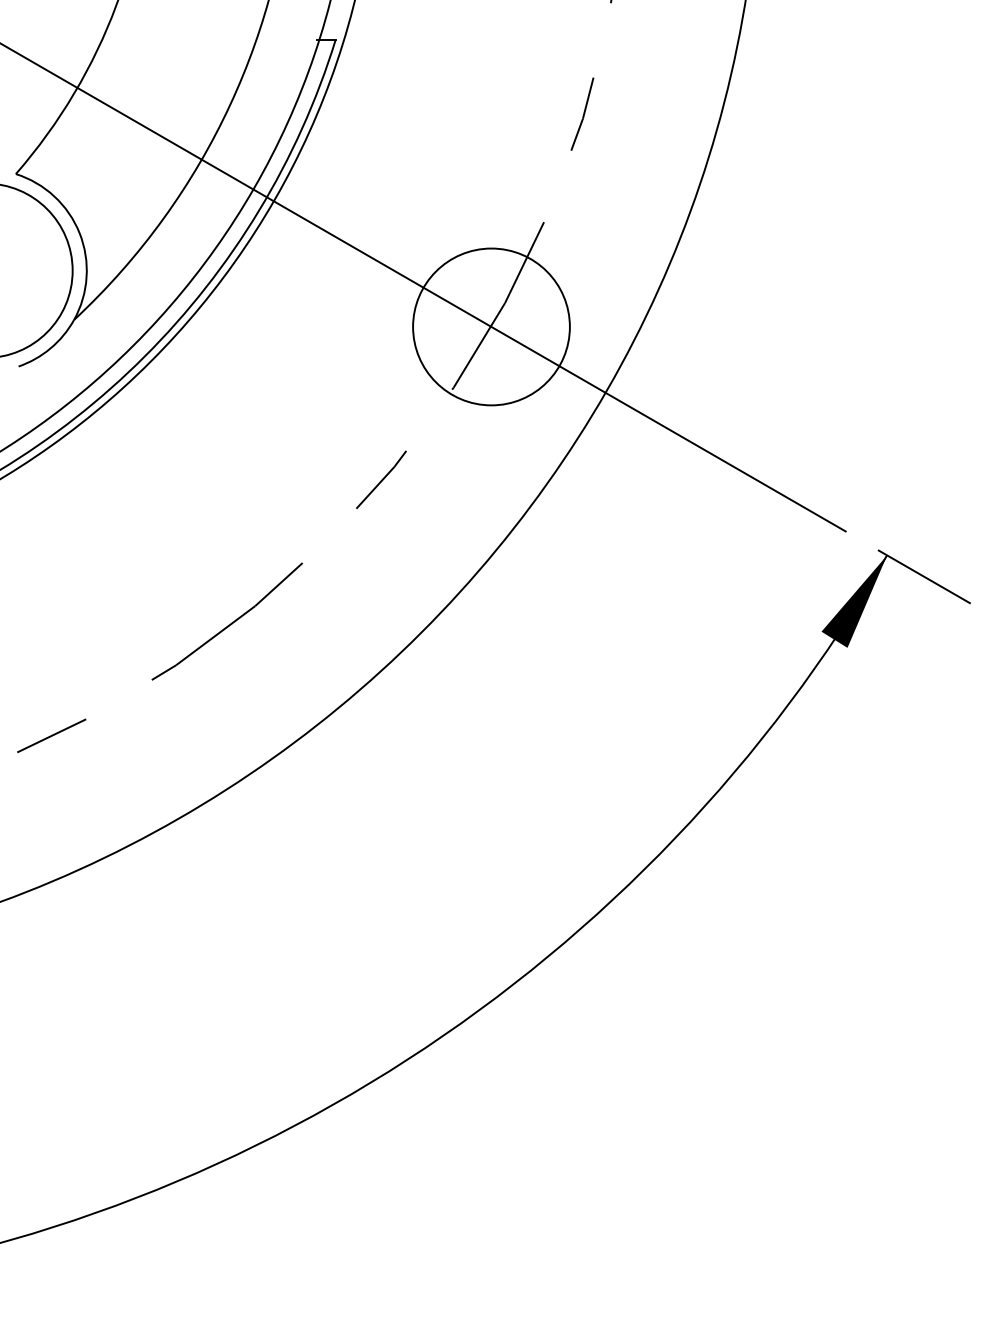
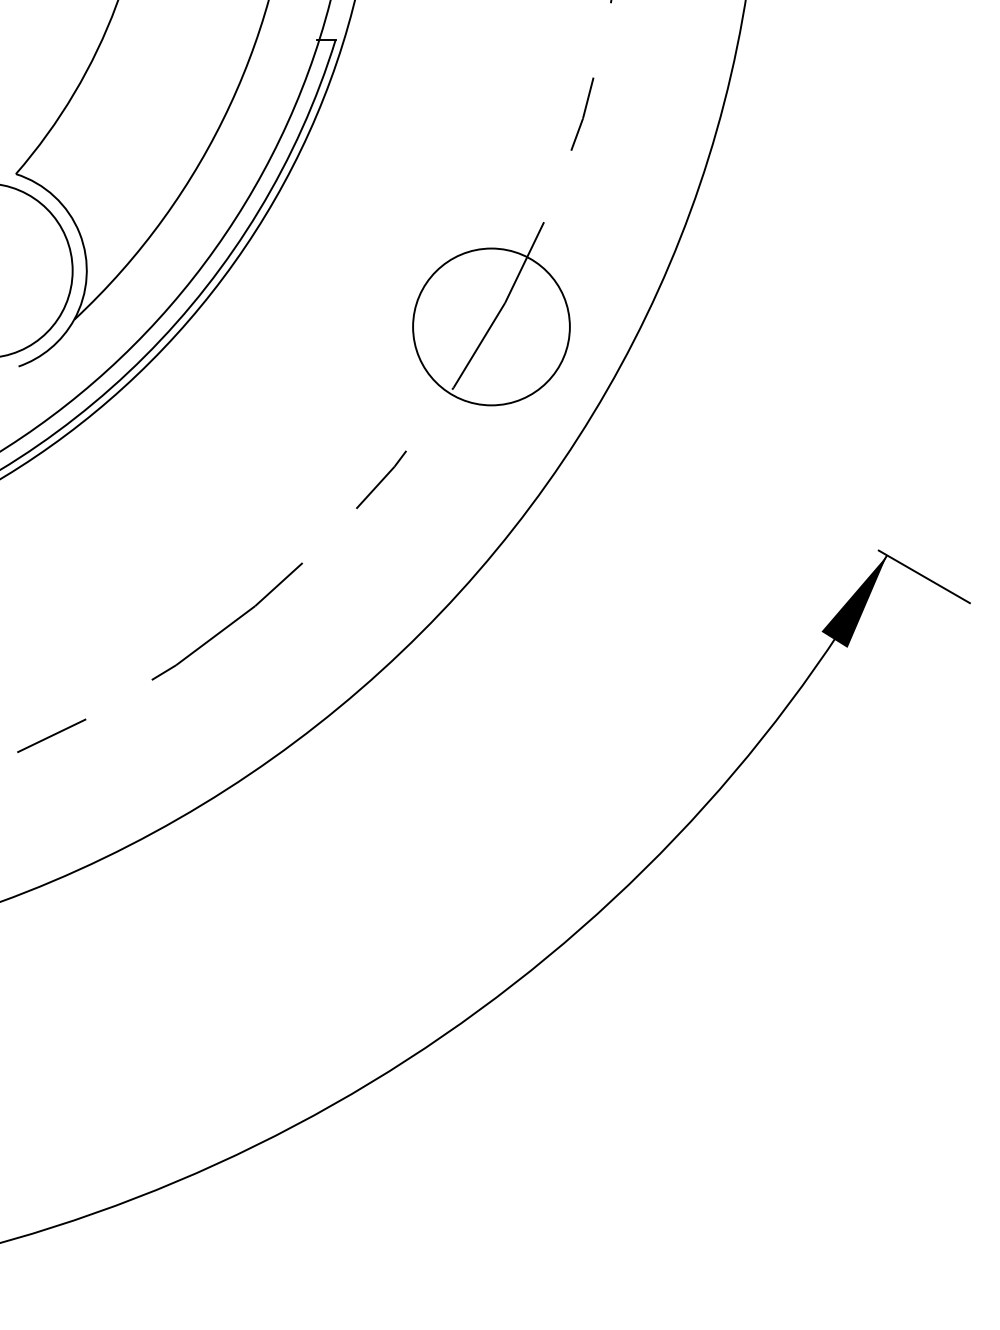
line: present -> none (423, 287)
